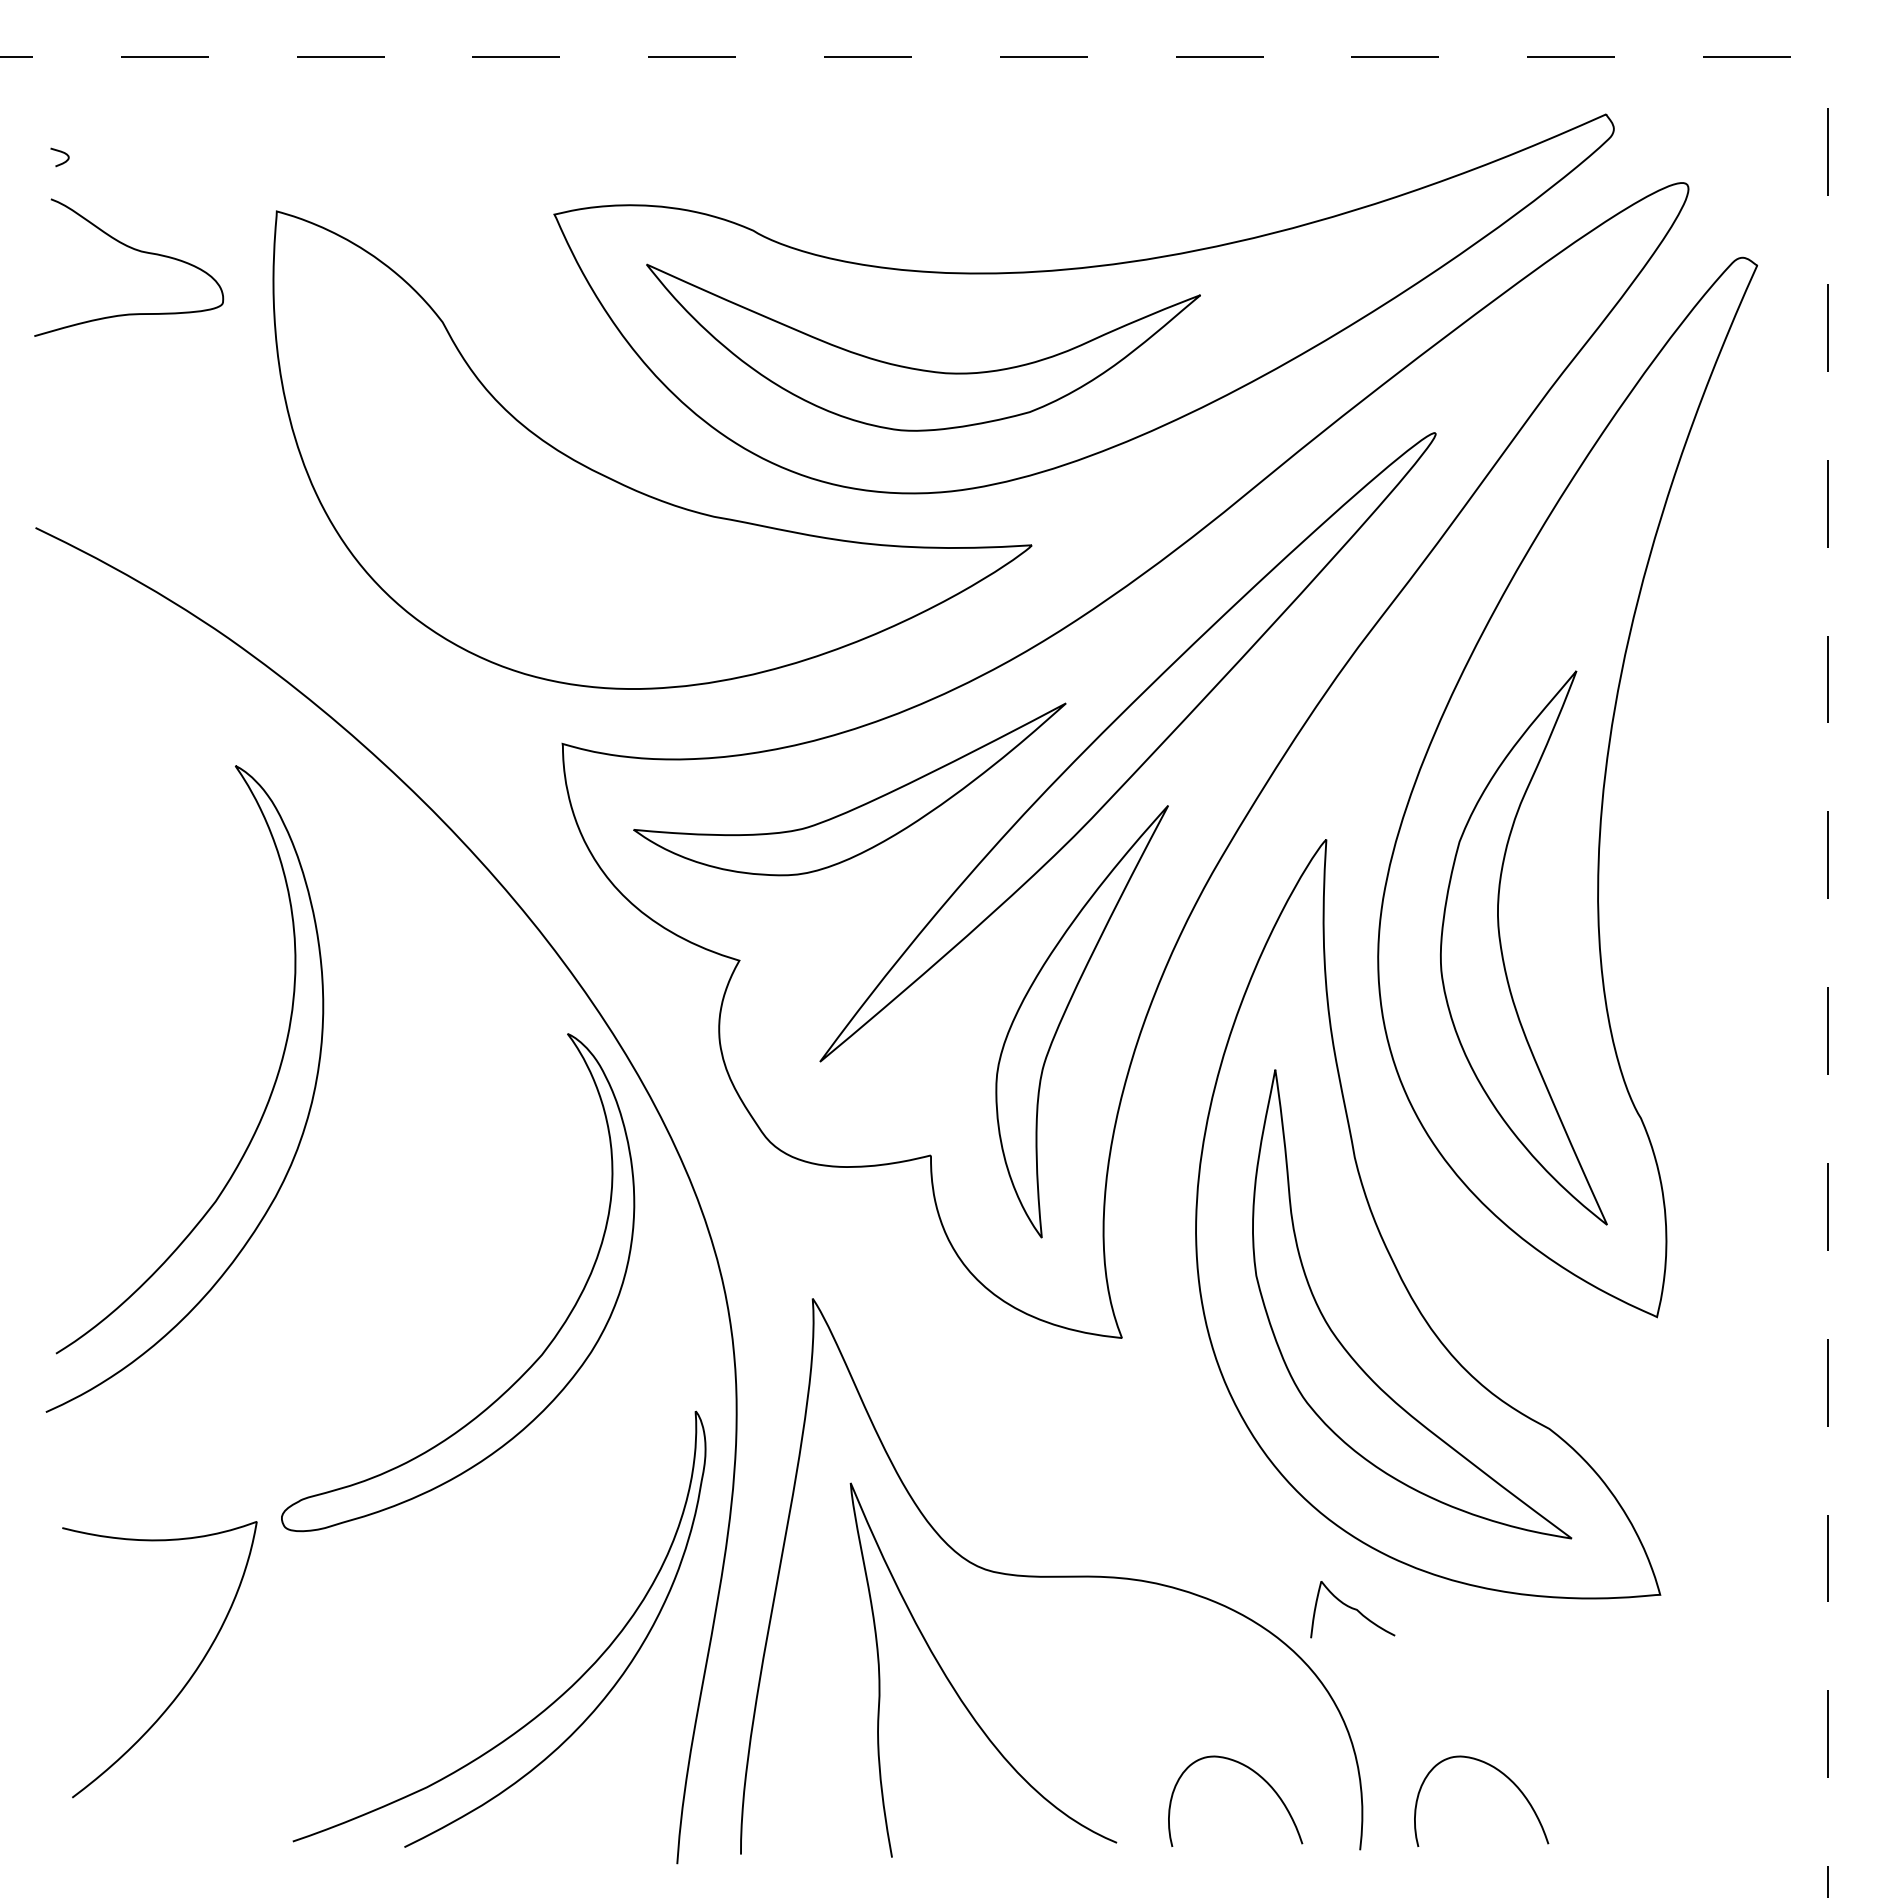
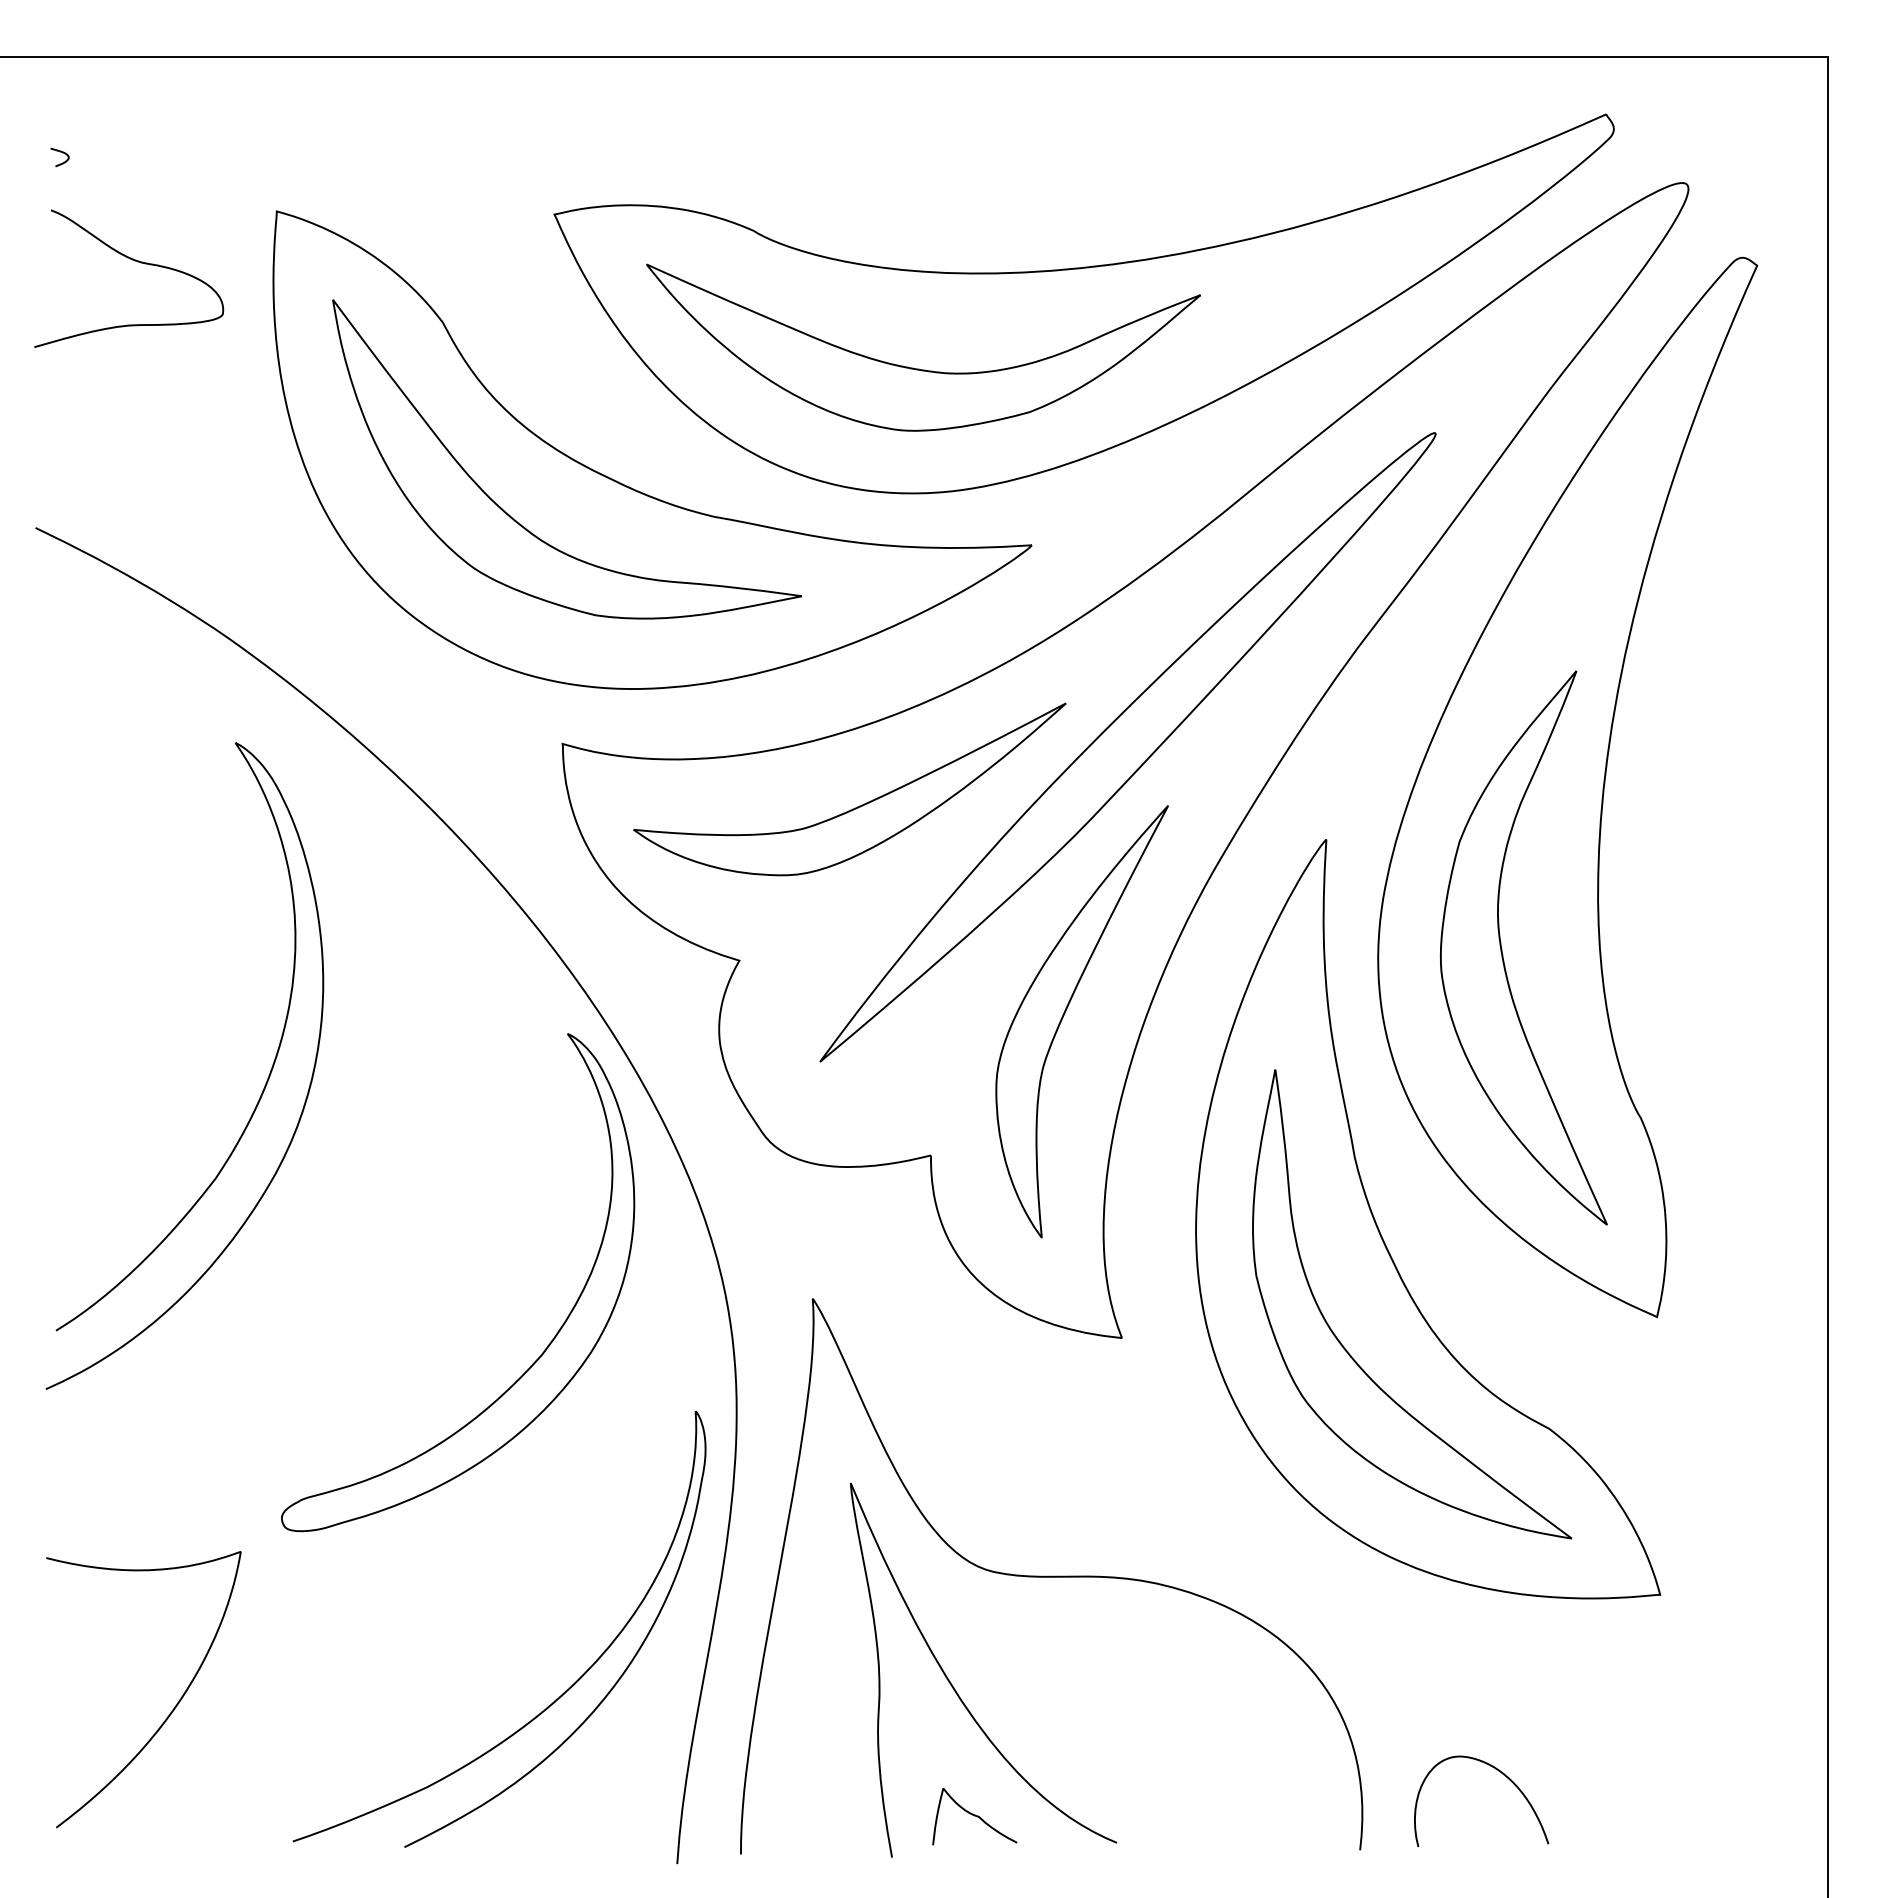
line: dashed -> solid (1827, 63)
curve position: (134, 250) -> (134, 261) (134, 261)
part: none -> present (515, 519)
curve position: (258, 1122) -> (258, 1099) (258, 1099)
curve position: (1352, 1609) -> (974, 1816) (974, 1816)
curve position: (188, 1679) -> (172, 1709) (172, 1709)
curve: present -> none (1253, 1772)
